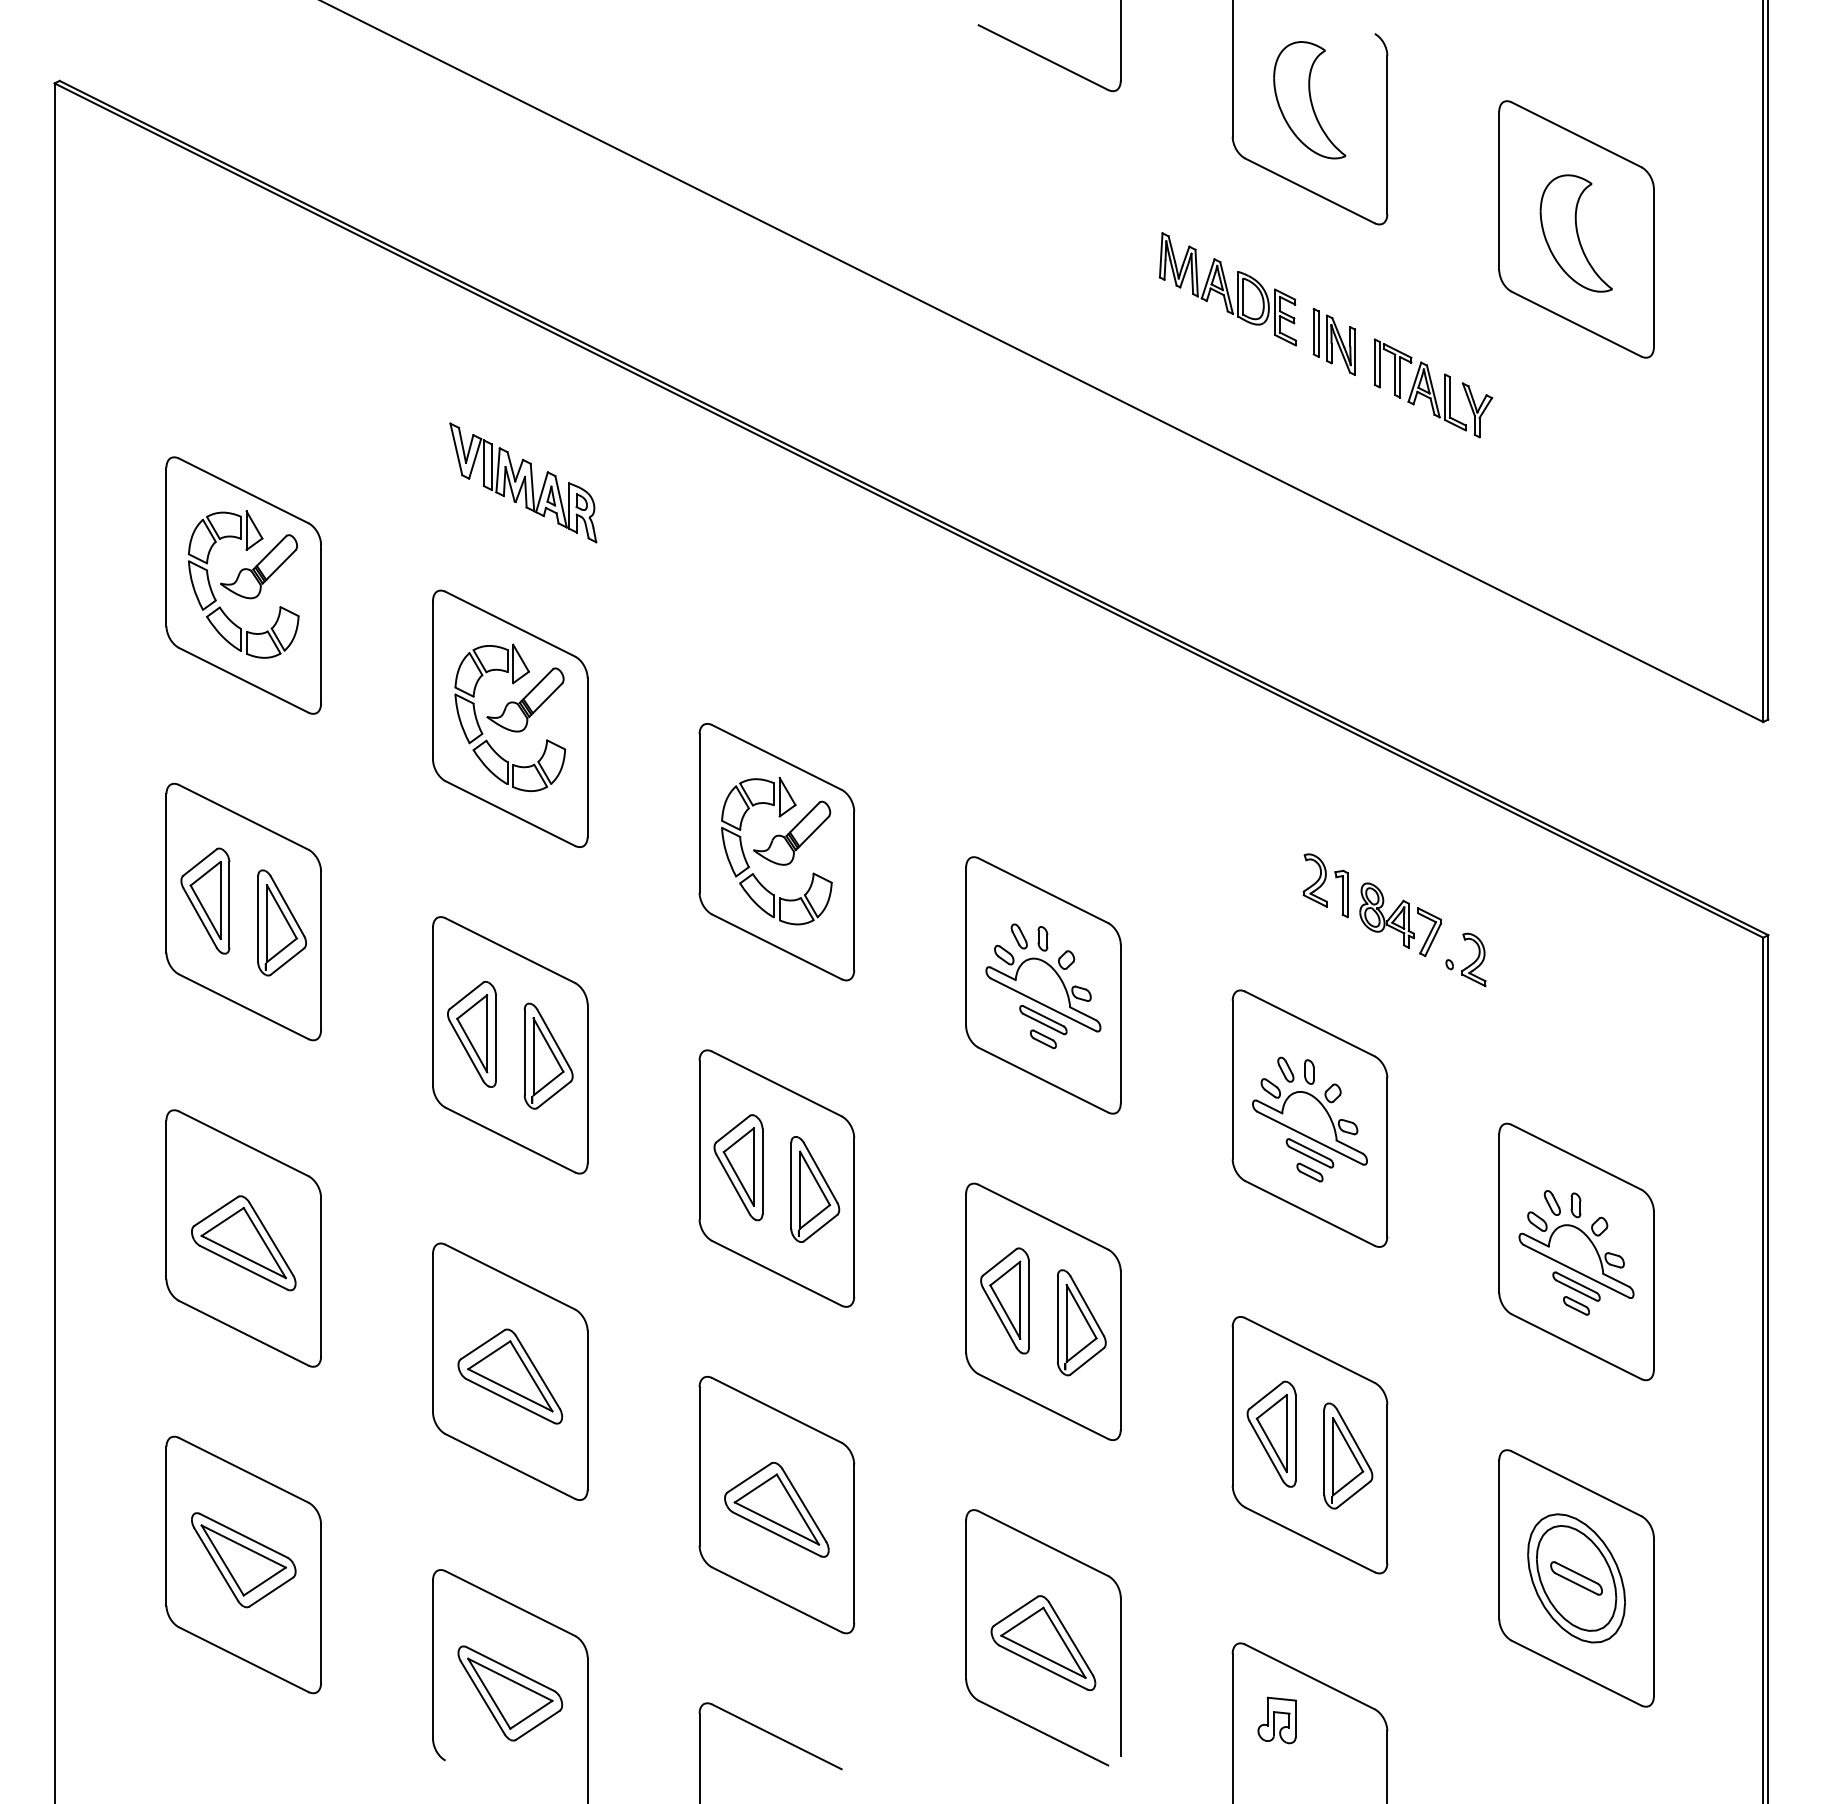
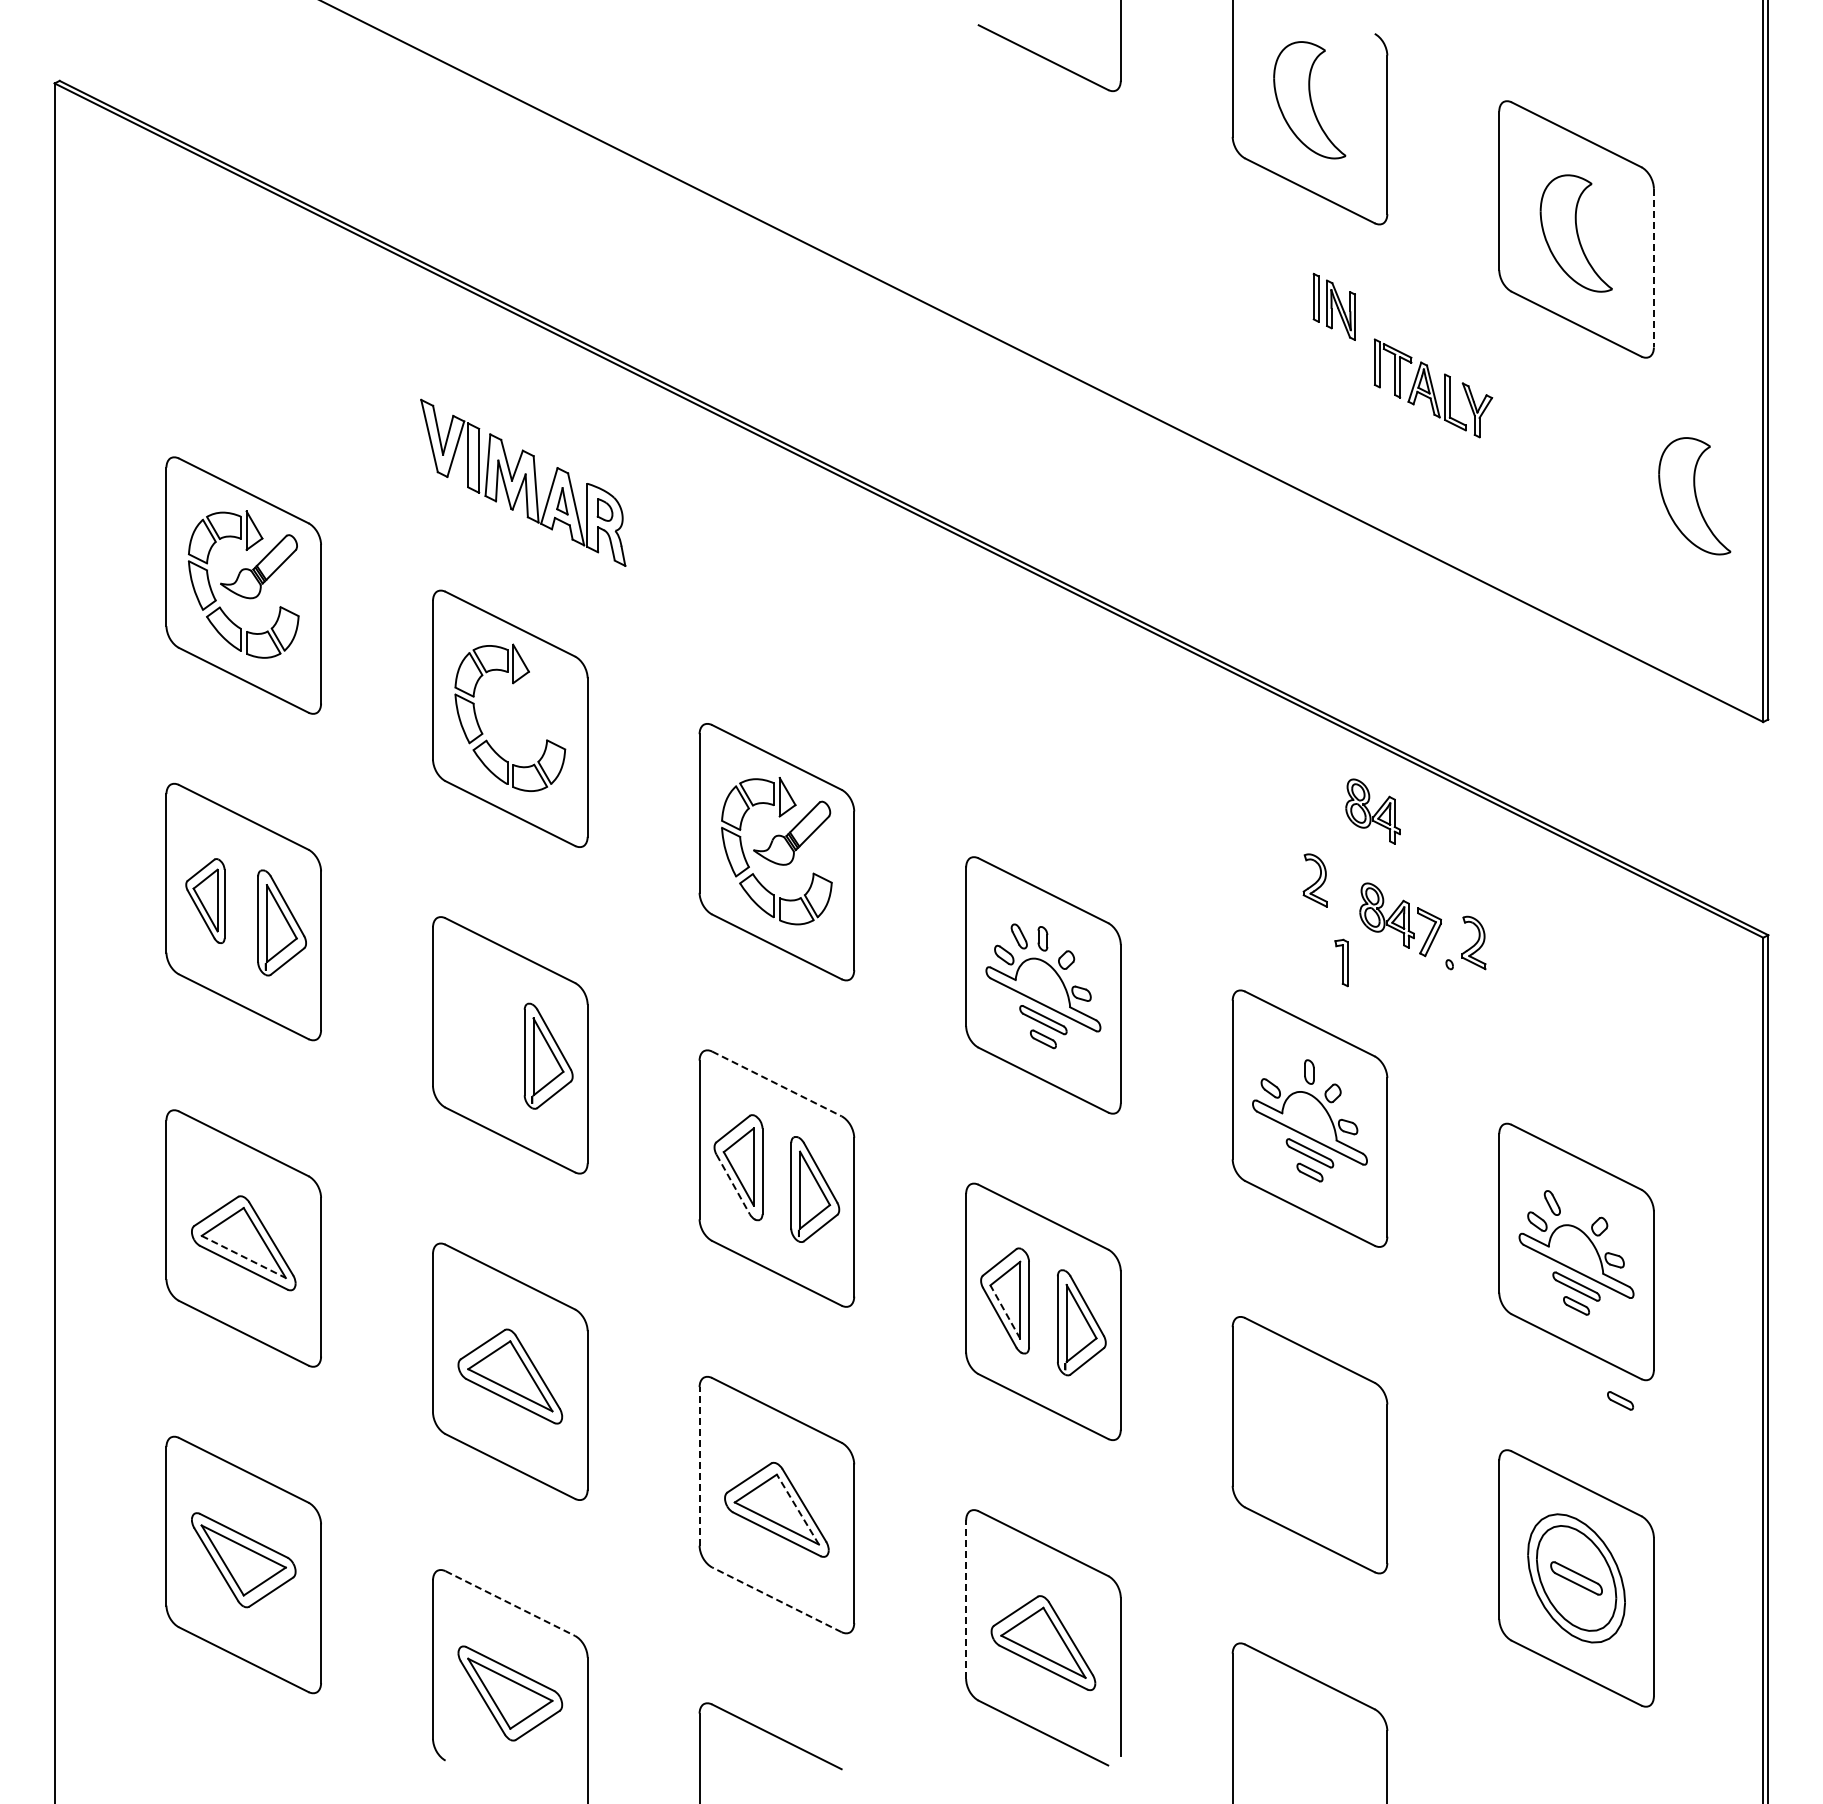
line: solid -> dashed (1653, 268)
part: present -> none (1227, 289)
part position: (1333, 341) -> (1333, 306) (1333, 306)
part size: 149x122 px -> 207x169 px (523, 482)
part: none -> present (1694, 496)
part: present -> none (525, 699)
part: none -> present (1372, 811)
part position: (1341, 893) -> (1341, 962) (1341, 962)
part size: 51x108 px -> 41x86 px (205, 900)
part position: (1473, 959) -> (1473, 942) (1473, 942)
part: present -> none (471, 1034)
part: present -> none (1285, 1069)
line: solid -> dashed (777, 1084)
line: solid -> dashed (733, 1184)
part: present -> none (1575, 1205)
line: solid -> dashed (244, 1257)
line: solid -> dashed (1005, 1312)
part: none -> present (1620, 1400)
part: present -> none (1271, 1433)
part: present -> none (1348, 1455)
line: solid -> dashed (699, 1465)
line: solid -> dashed (797, 1509)
line: solid -> dashed (776, 1599)
line: solid -> dashed (966, 1599)
line: solid -> dashed (510, 1603)
part: present -> none (1276, 1720)
